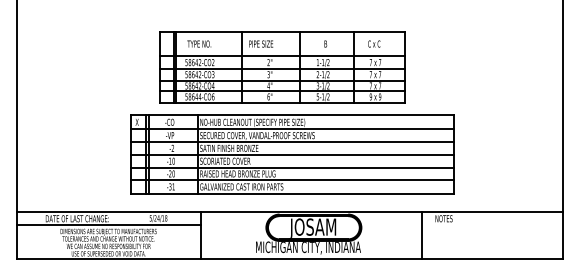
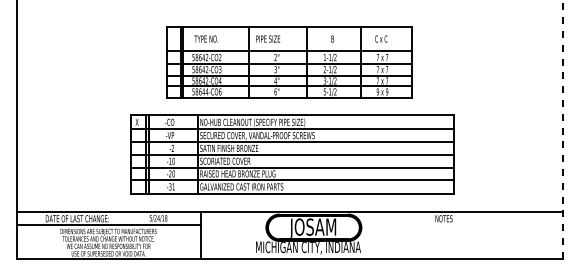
part position: (282, 67) -> (289, 62) (289, 62)
line: solid -> dashed (562, 129)
line: present -> none (422, 235)
